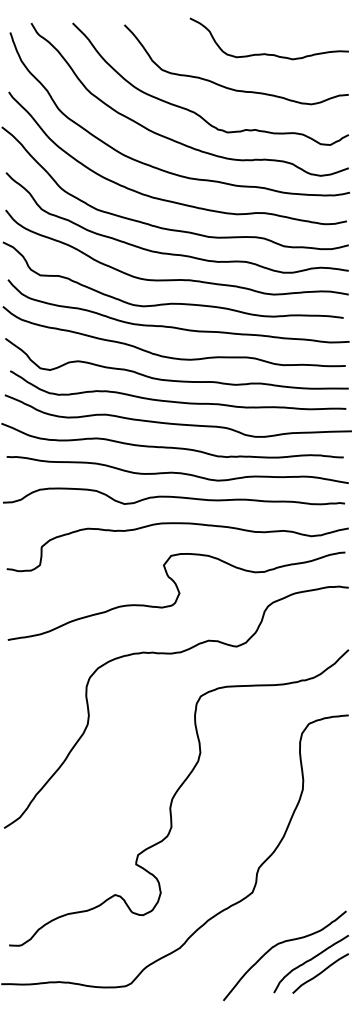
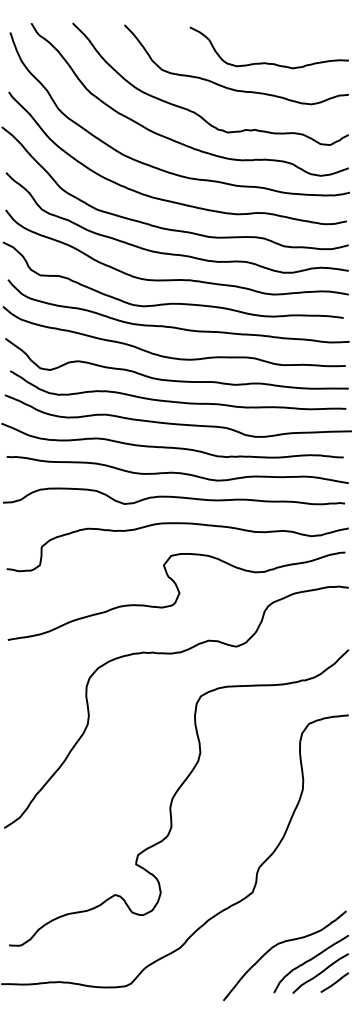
curve position: (268, 53) -> (268, 62) (268, 62)
line: none -> present (334, 982)
